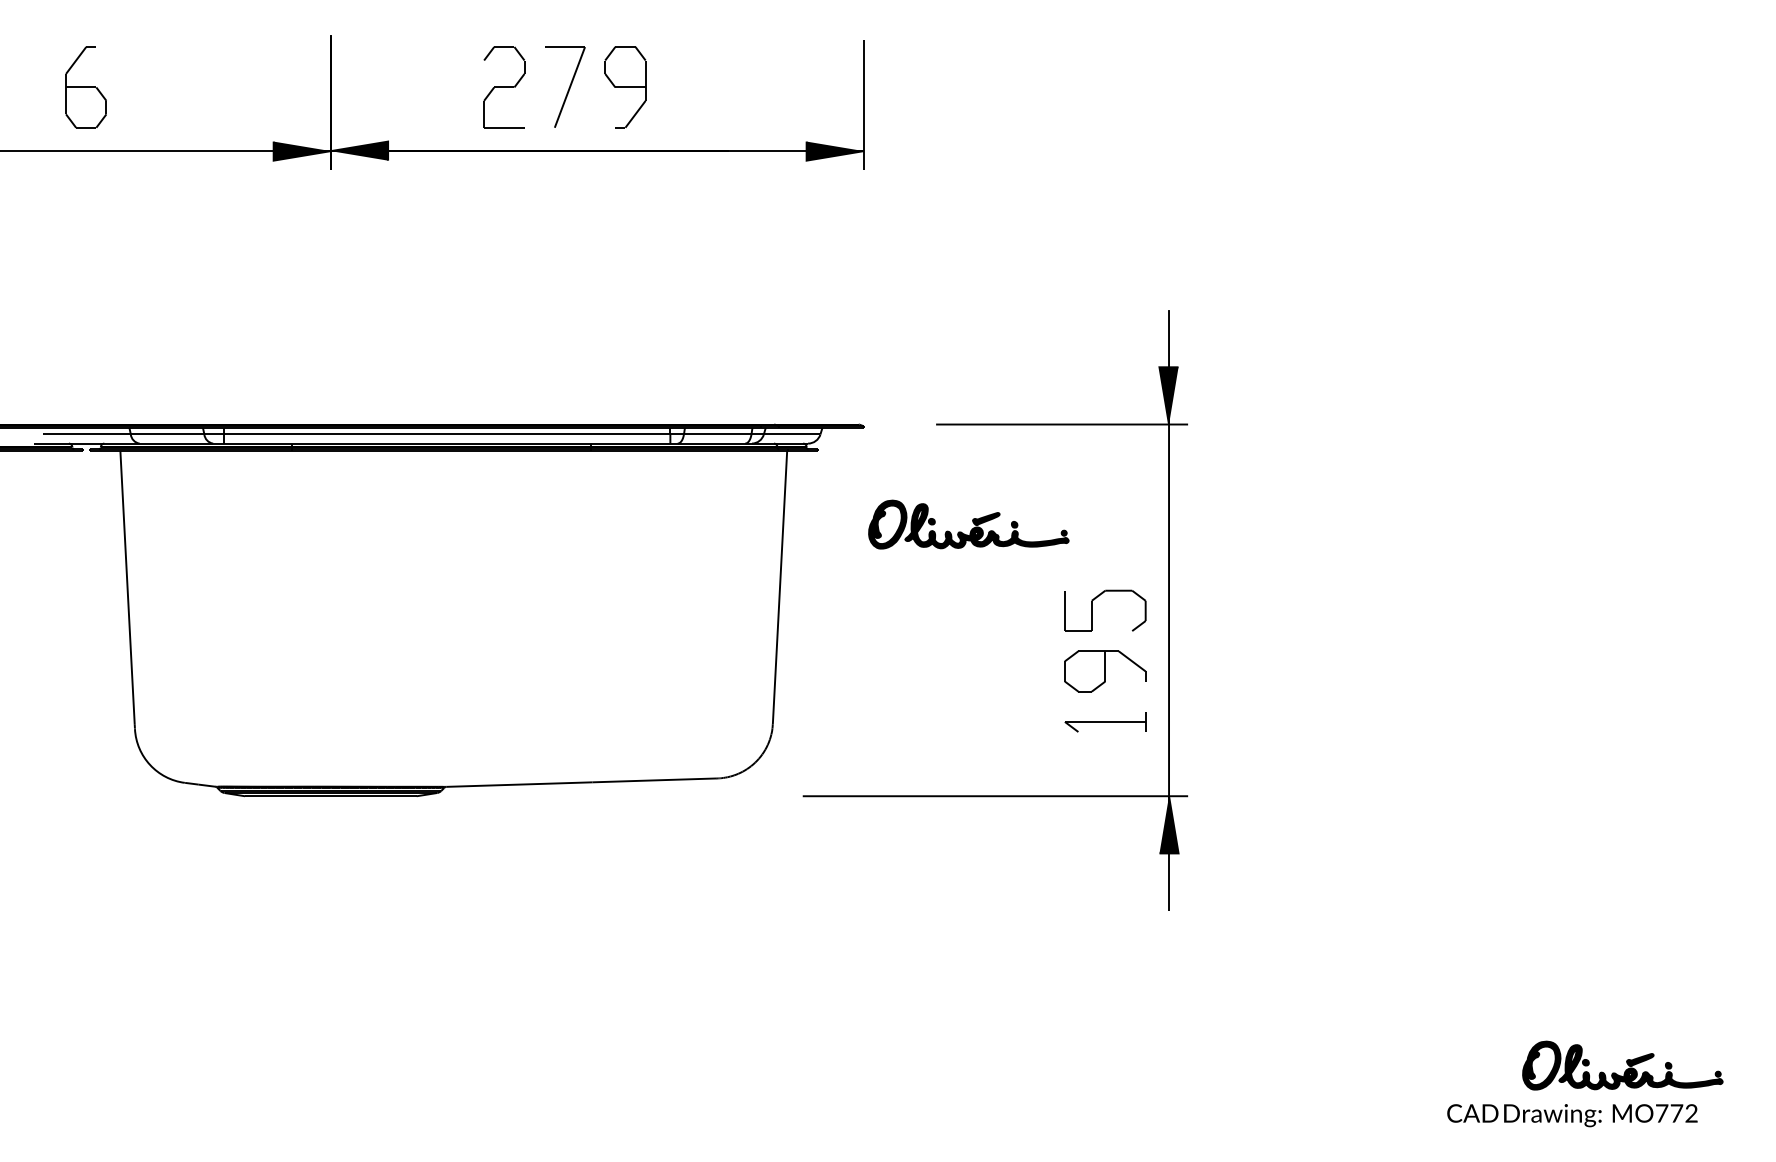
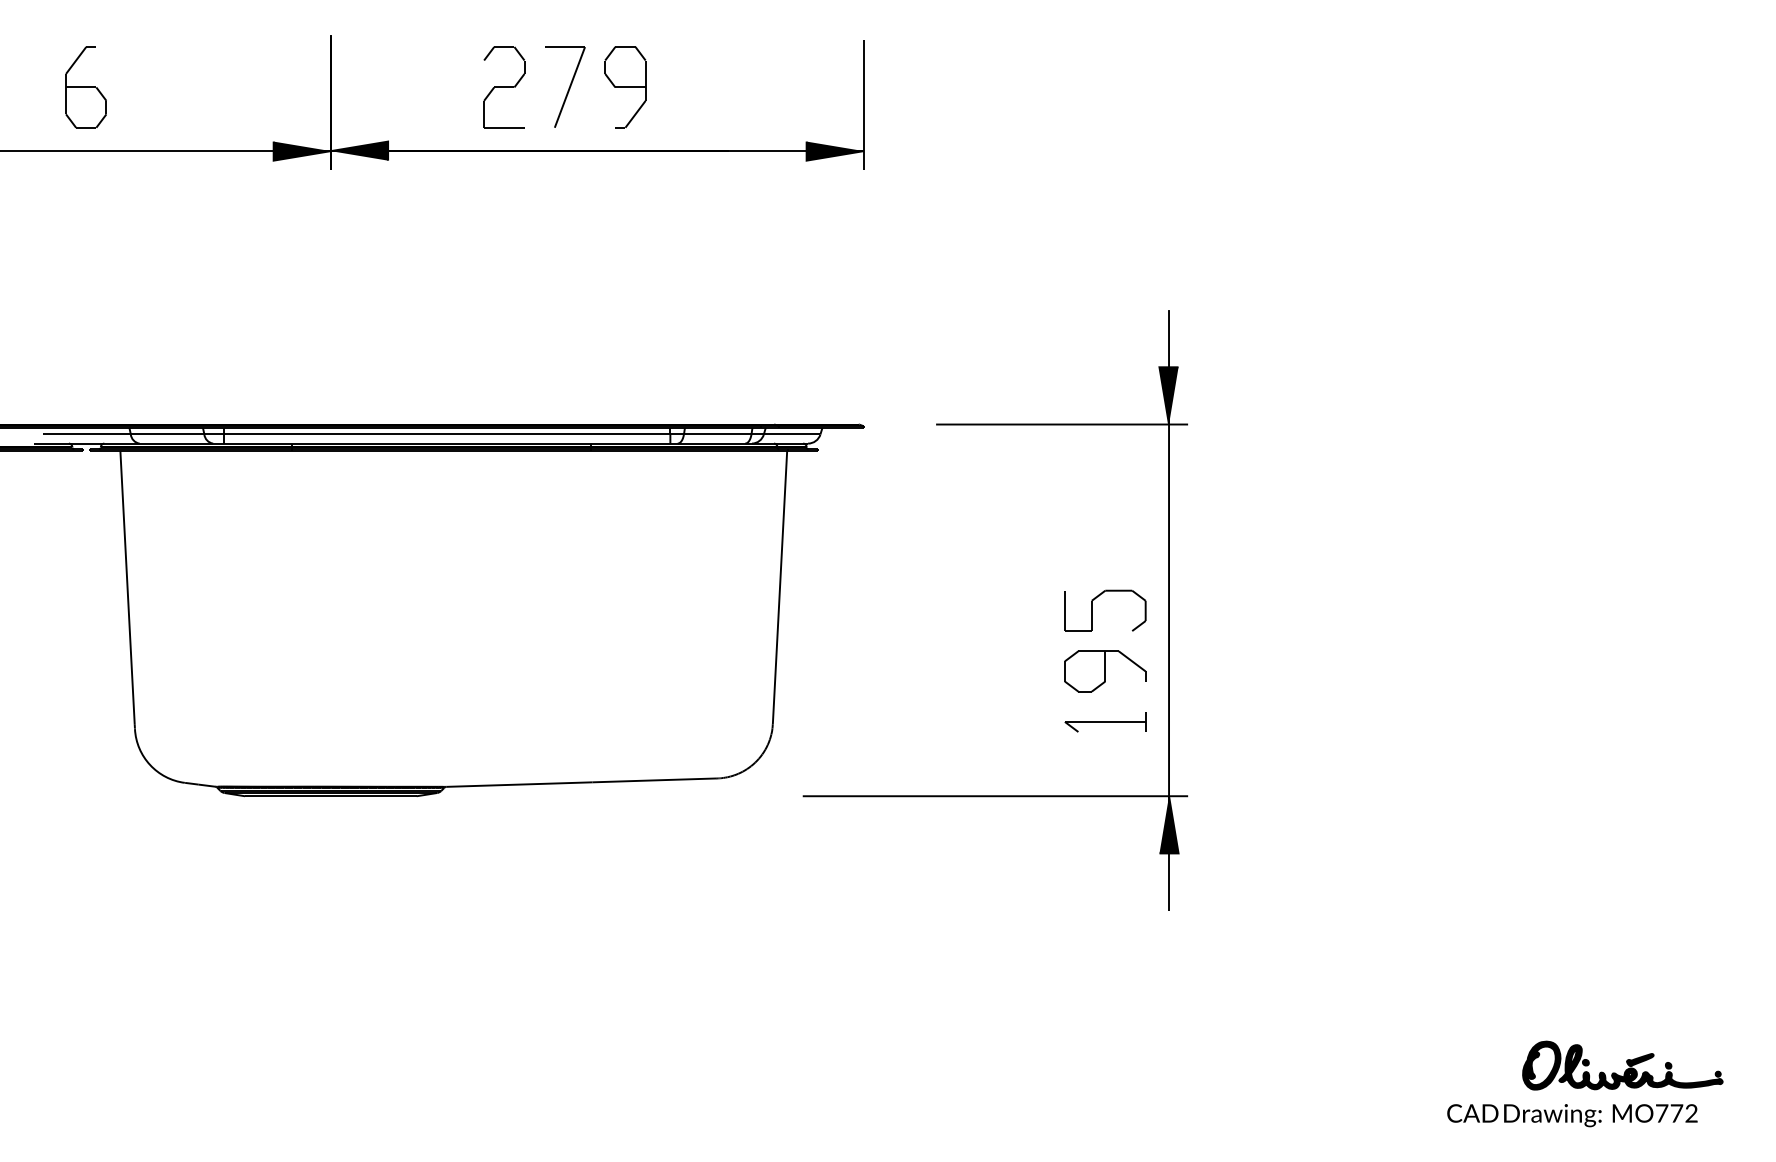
part: present -> none (968, 524)
